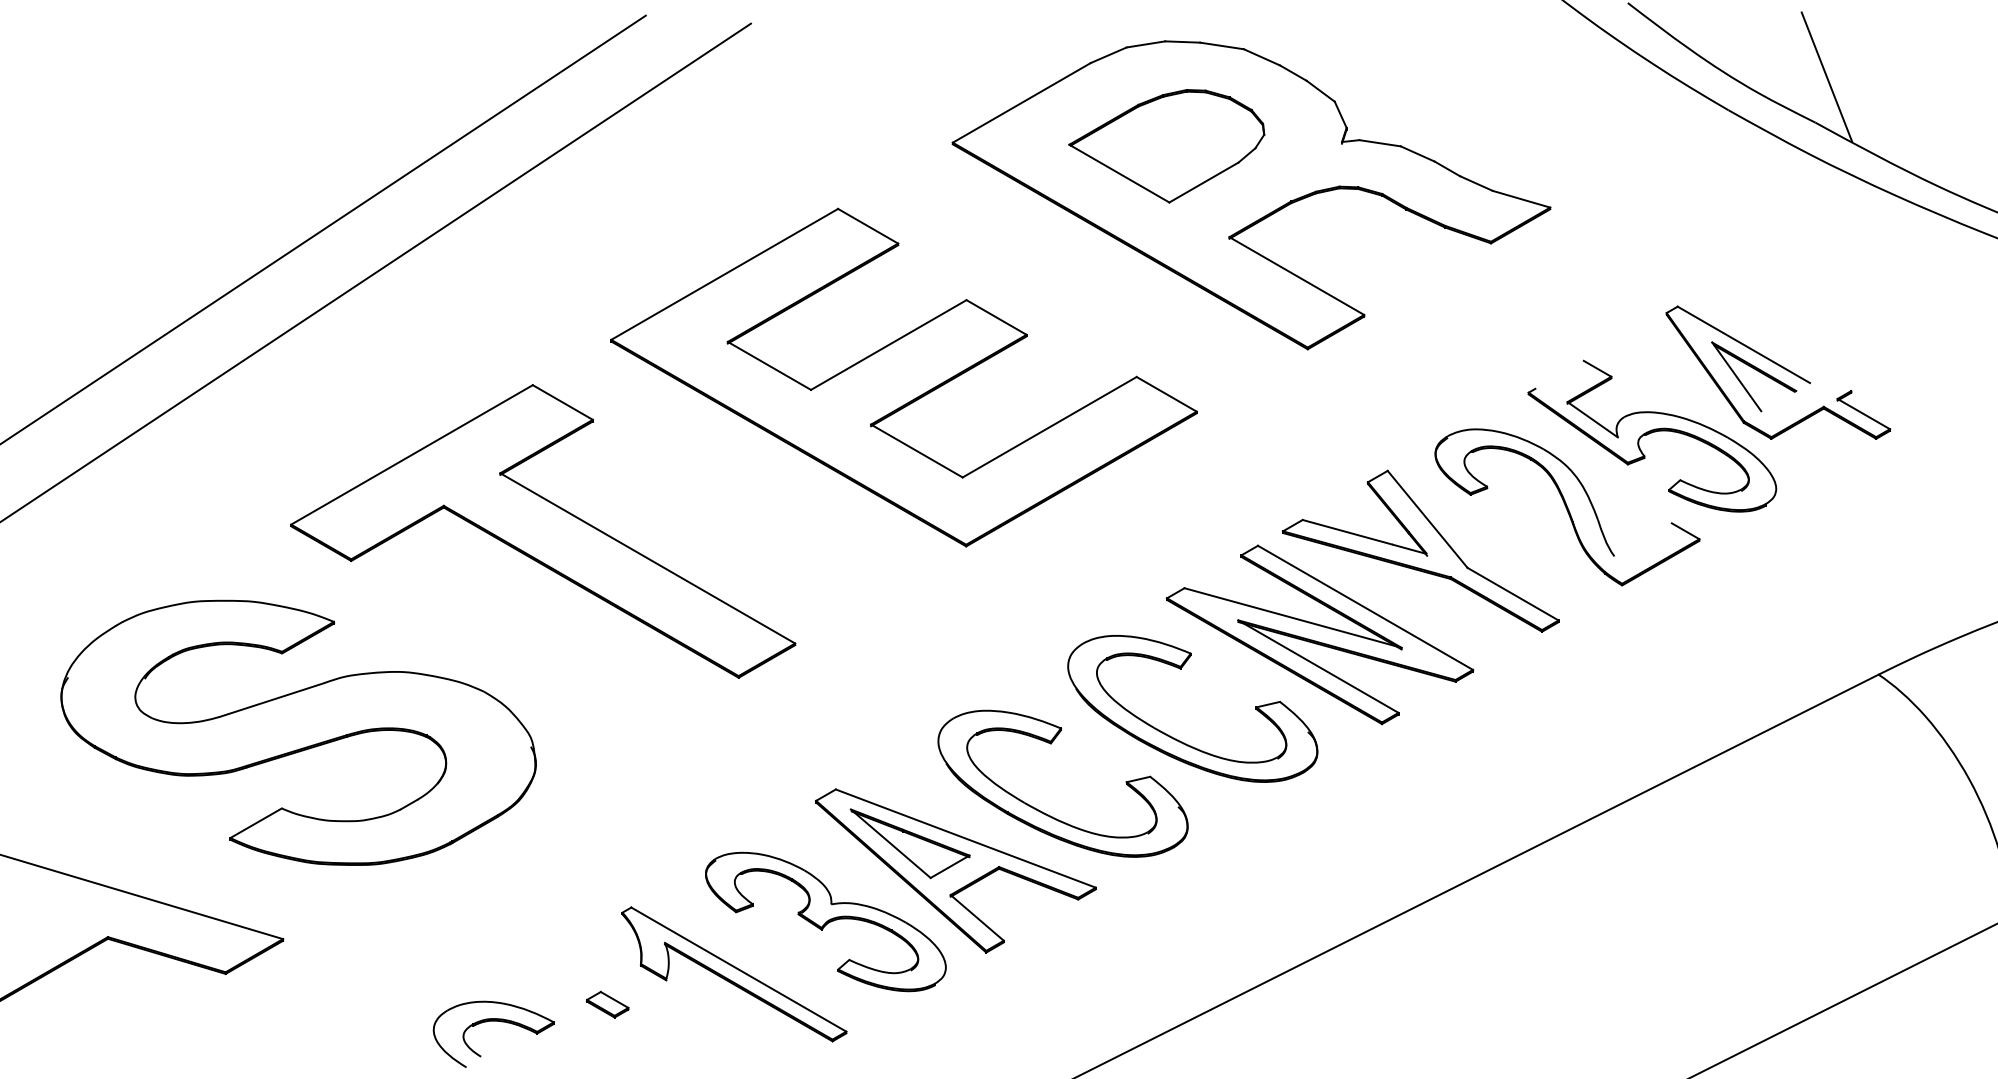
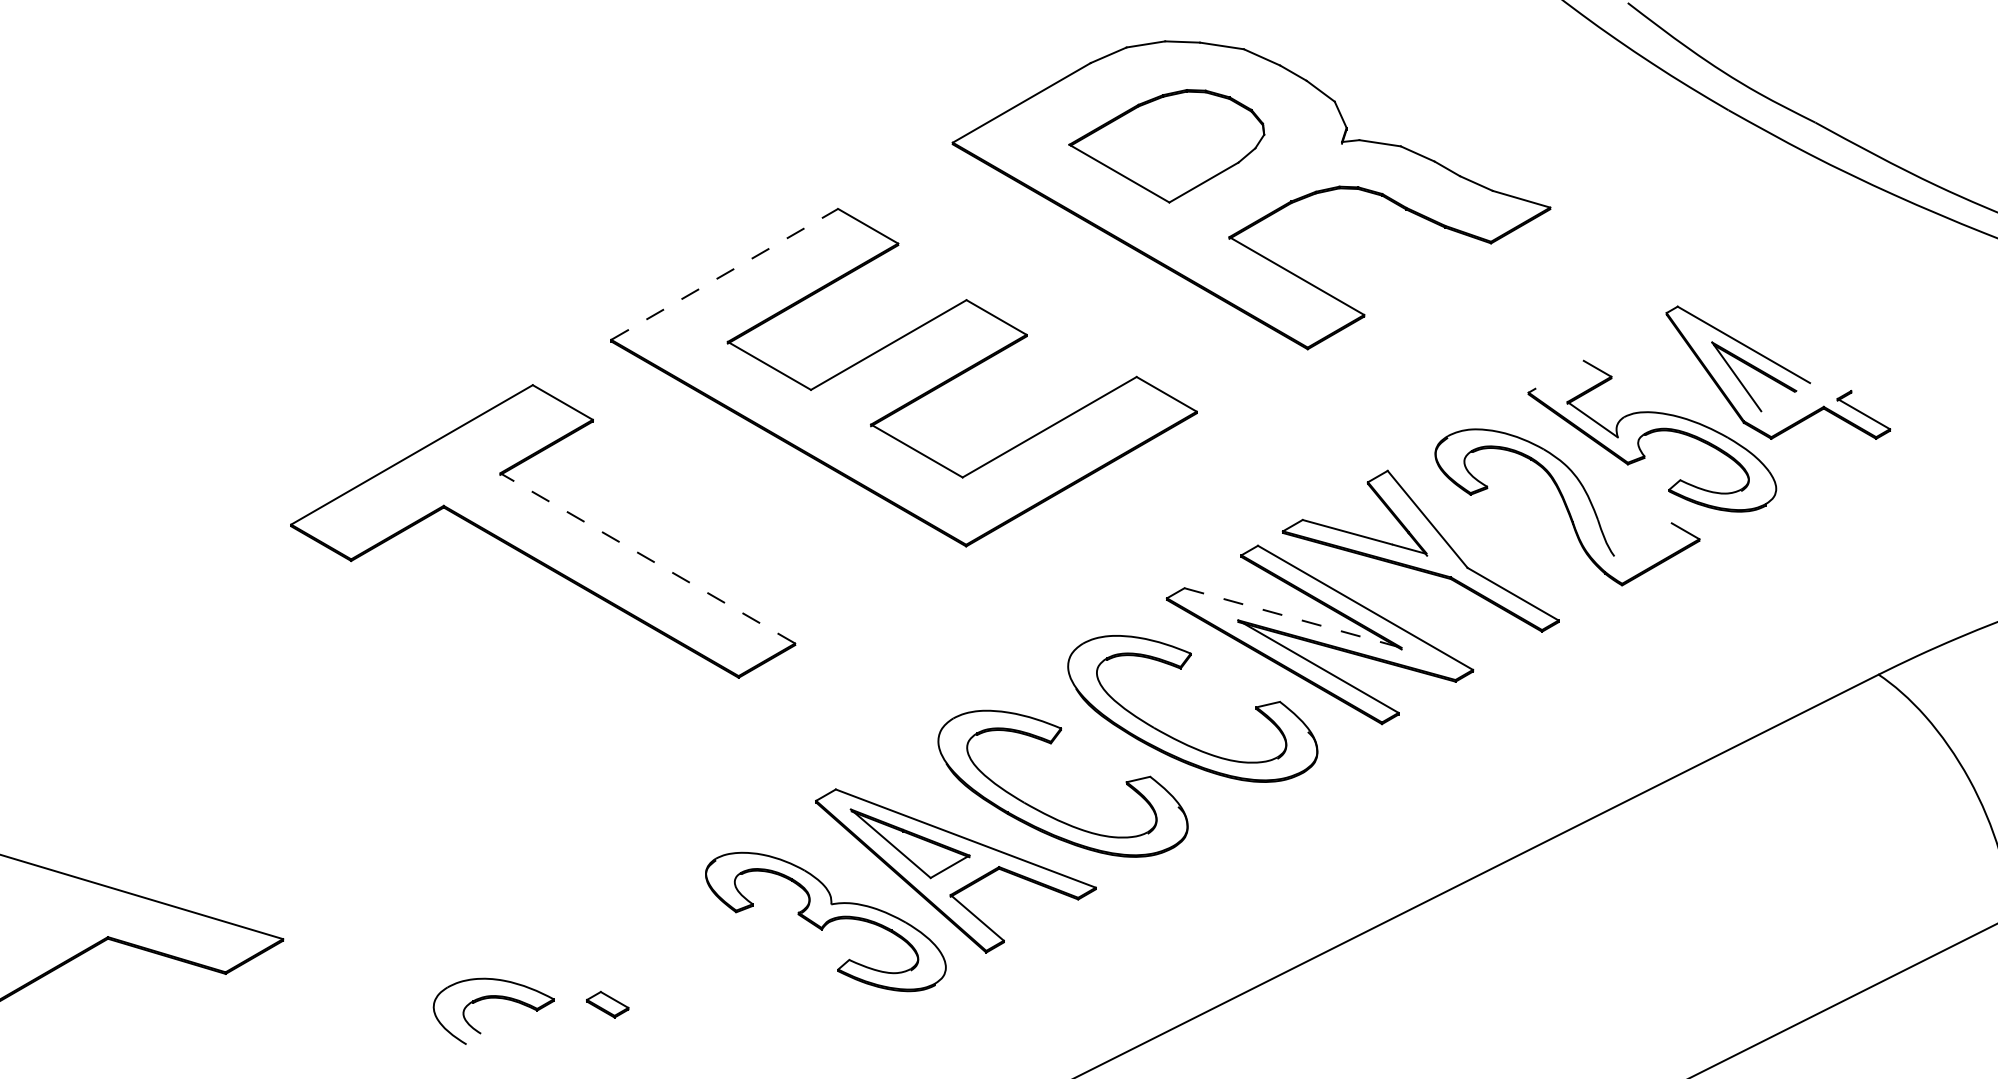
line: present -> none (1826, 76)
line: present -> none (323, 228)
line: present -> none (376, 271)
line: solid -> dashed (724, 274)
line: solid -> dashed (647, 558)
line: solid -> dashed (1293, 618)
part: present -> none (298, 732)
part: present -> none (734, 974)
part position: (493, 1021) -> (493, 998) (493, 998)
